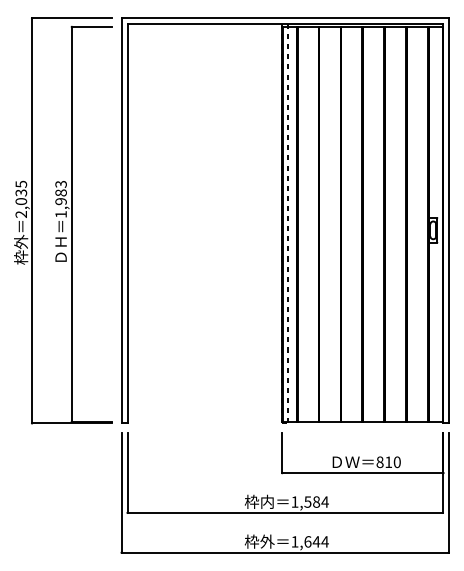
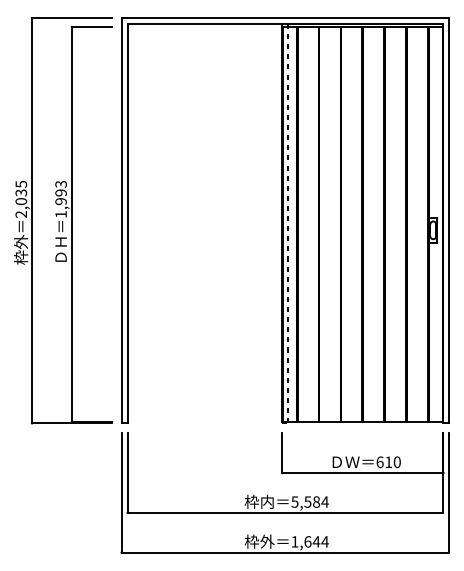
text: 1,983 -> 1,993 (60, 192)
text: 810 -> 610 (379, 461)
text: 1,584 -> 5,584 (294, 501)
